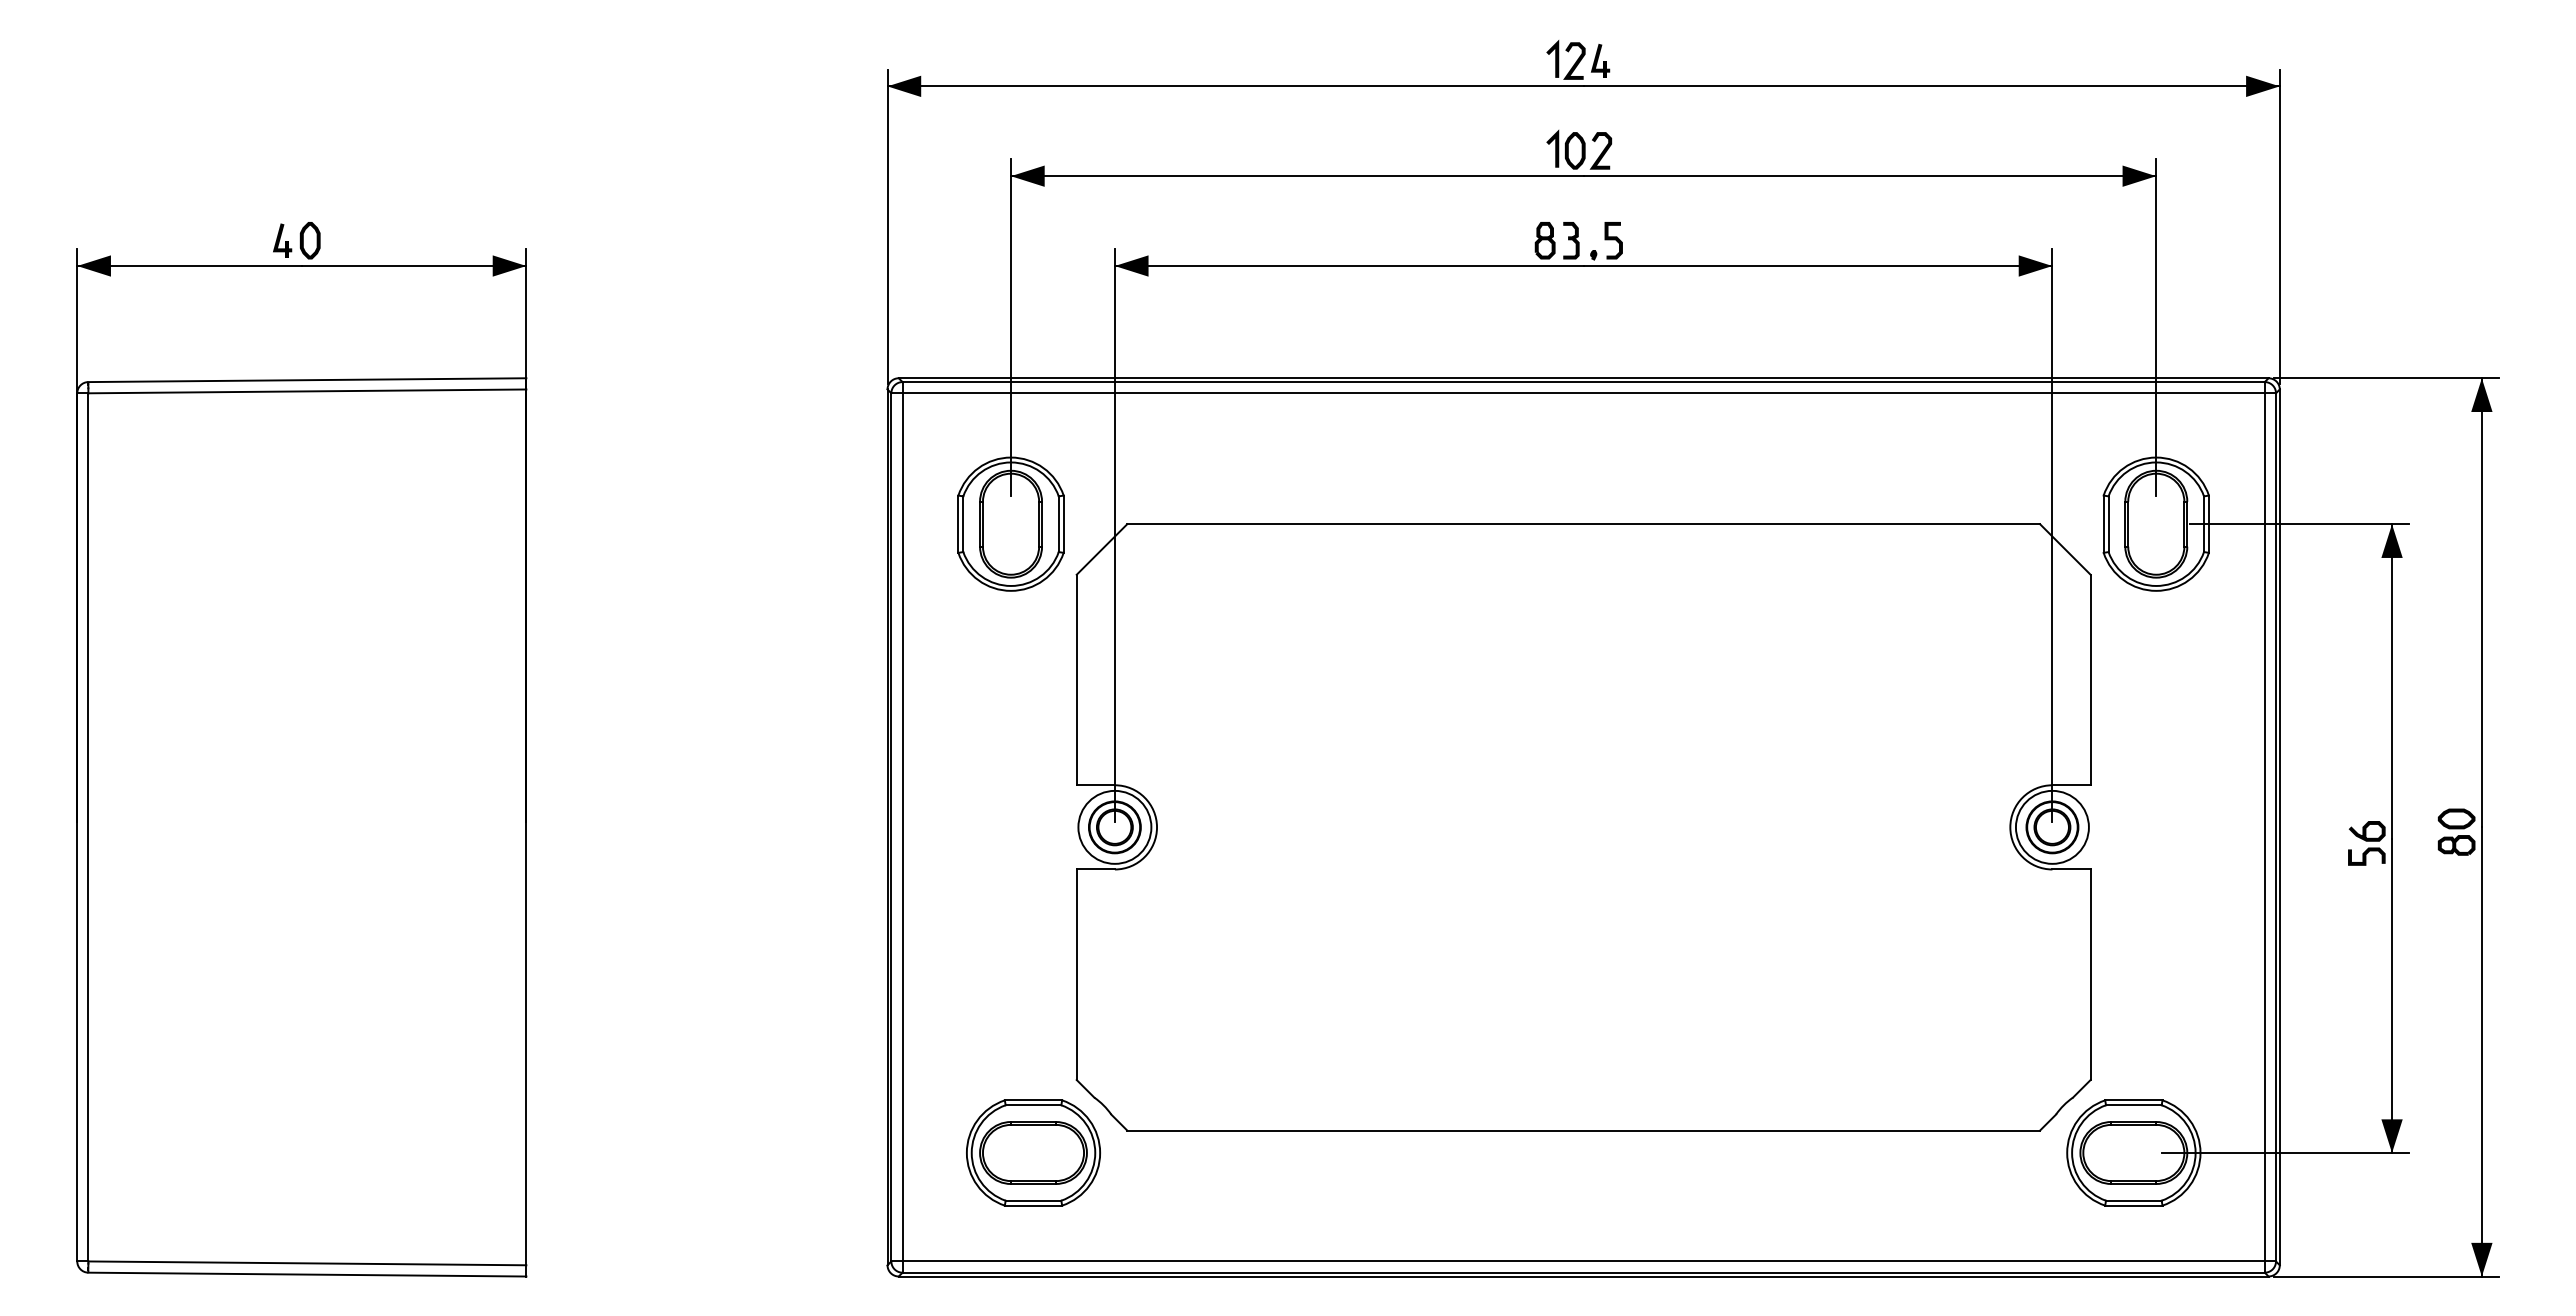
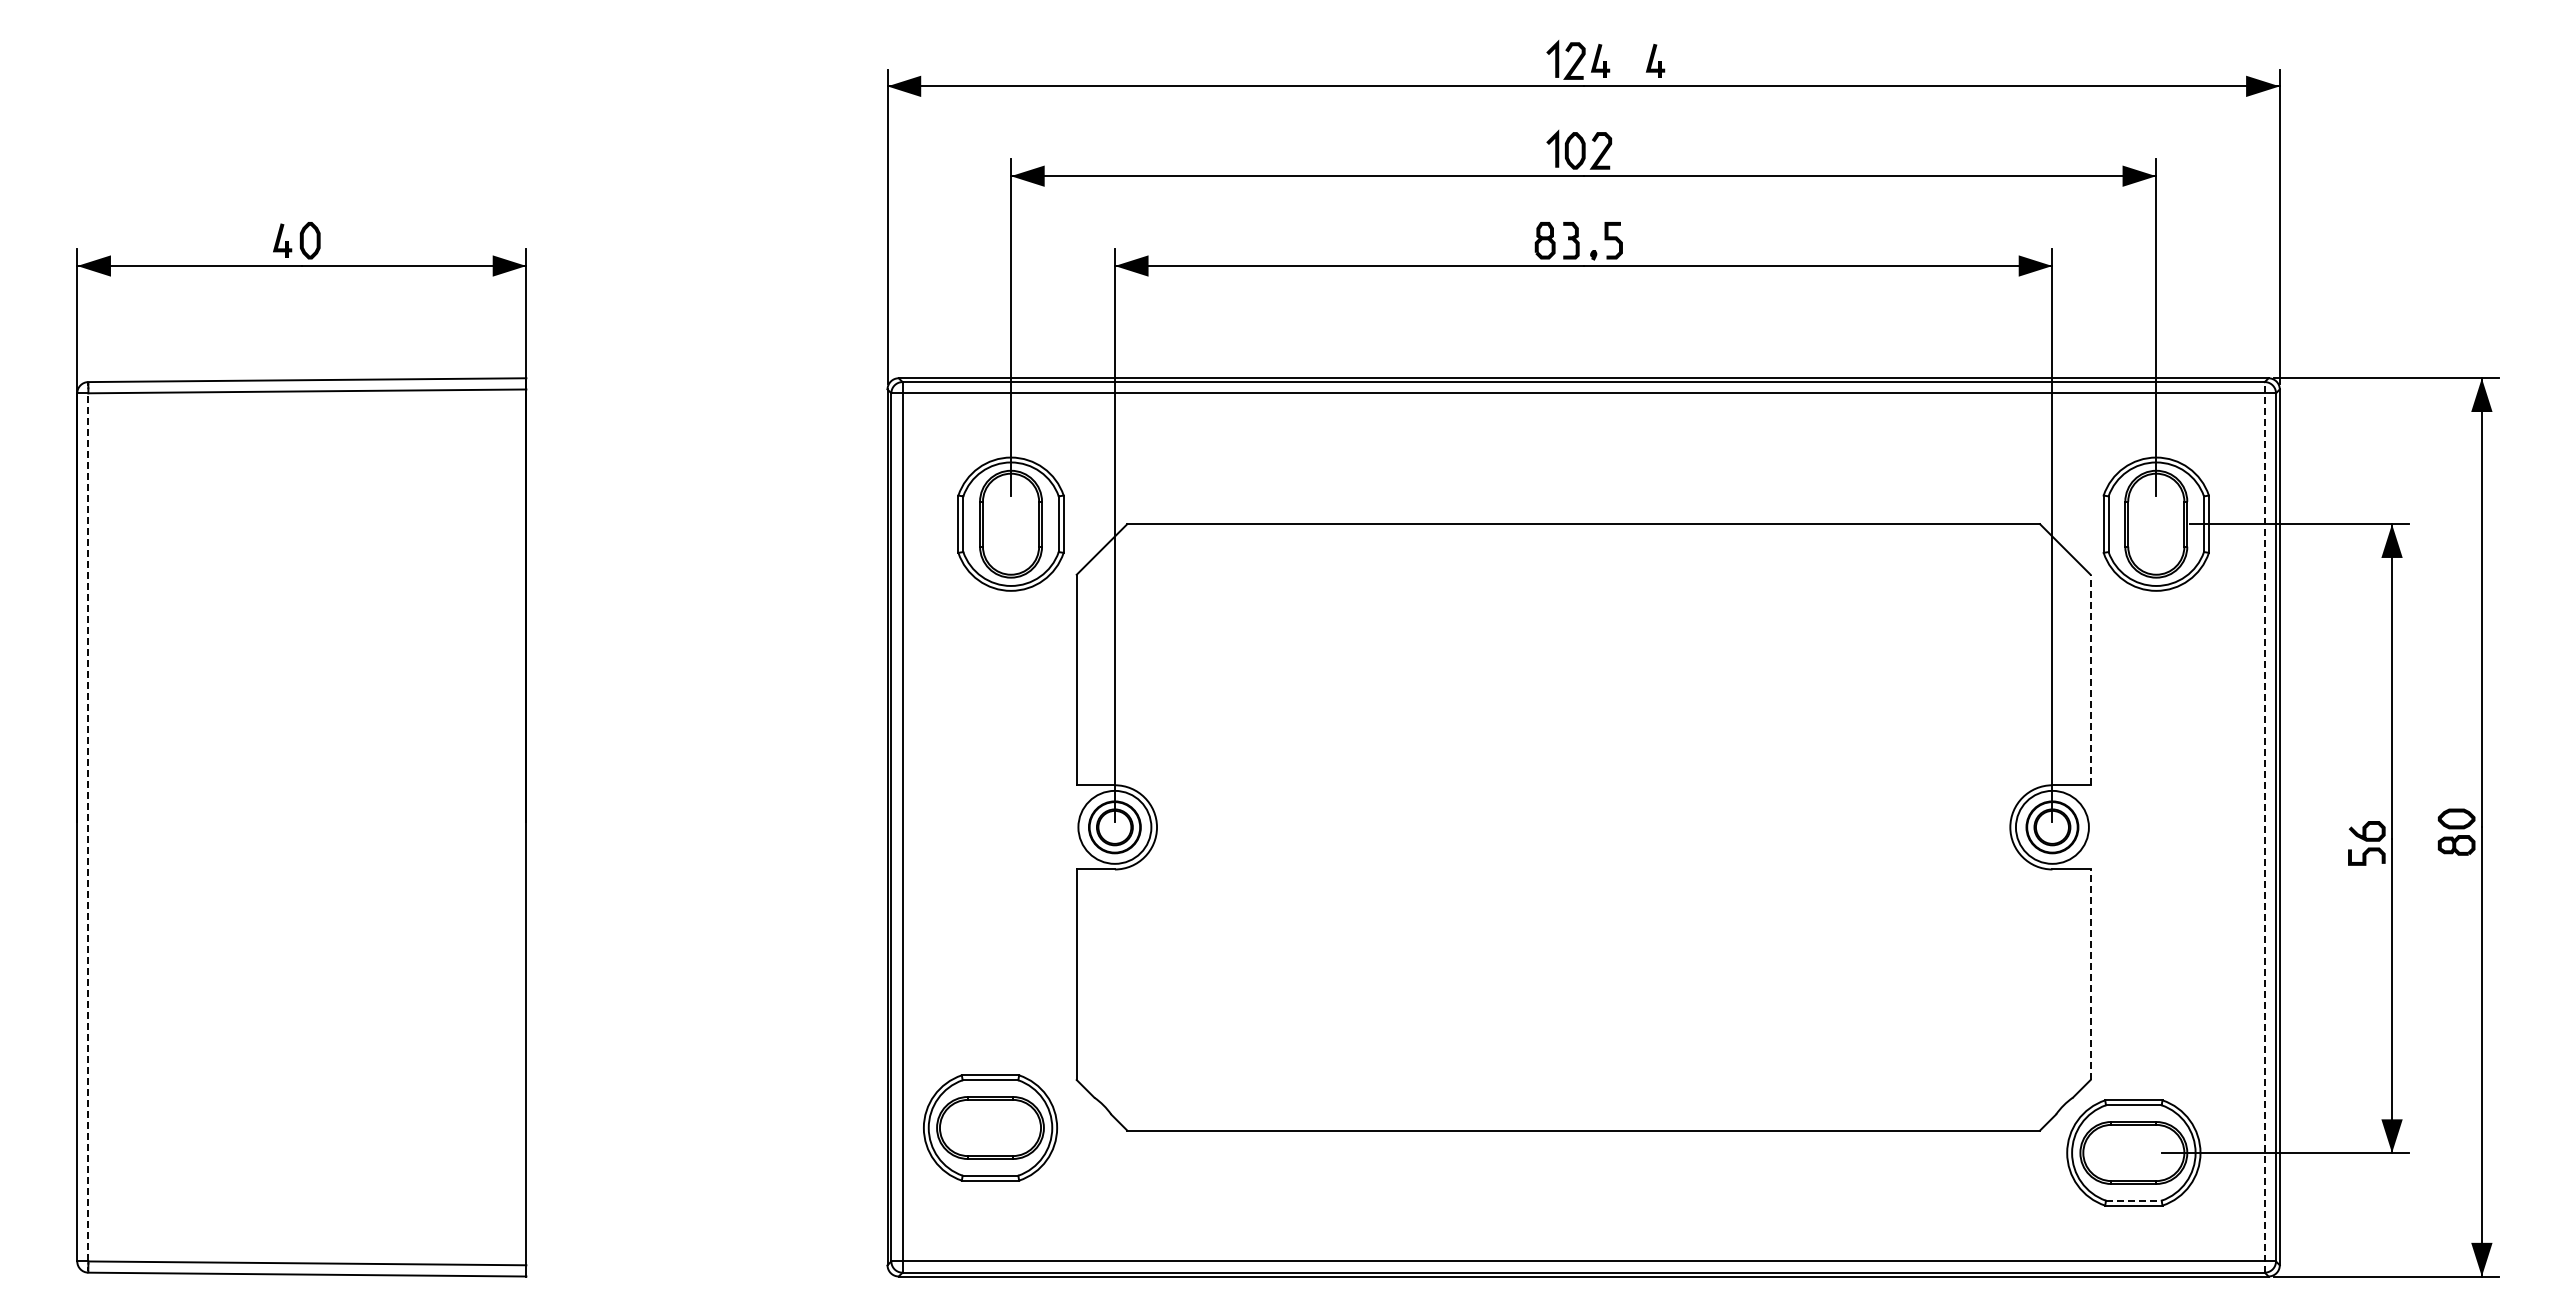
part: none -> present (1655, 60)
line: solid -> dashed (2090, 679)
line: solid -> dashed (88, 826)
line: solid -> dashed (2264, 826)
line: solid -> dashed (2090, 974)
part position: (1033, 1152) -> (990, 1127) (990, 1127)
line: solid -> dashed (2133, 1200)
